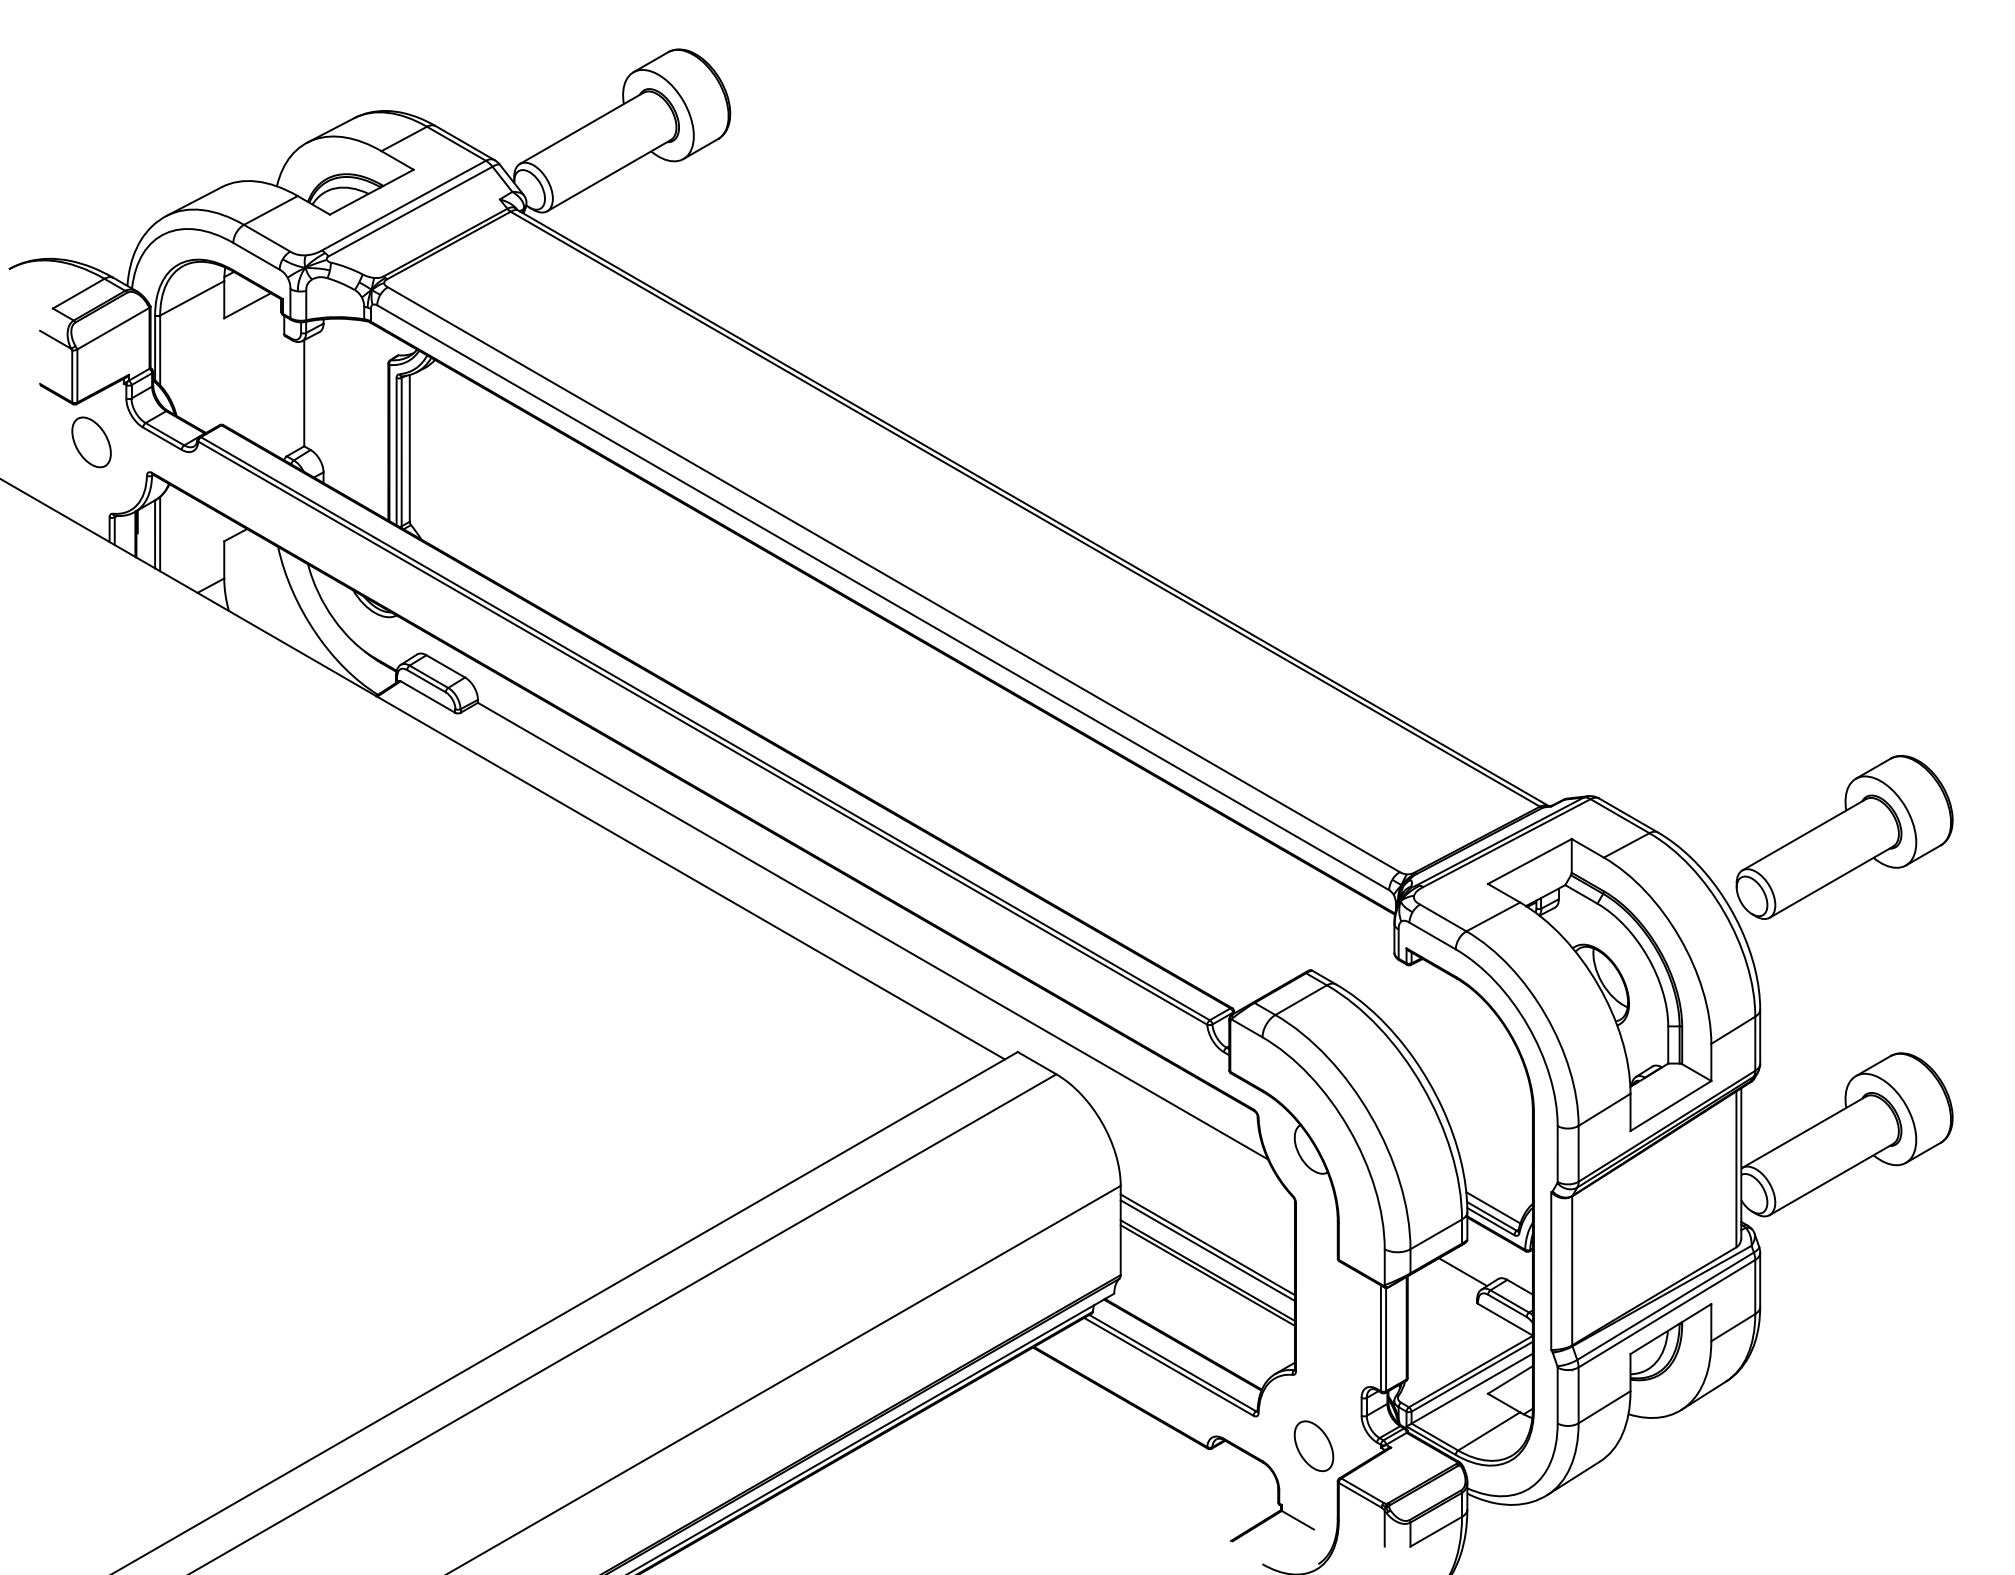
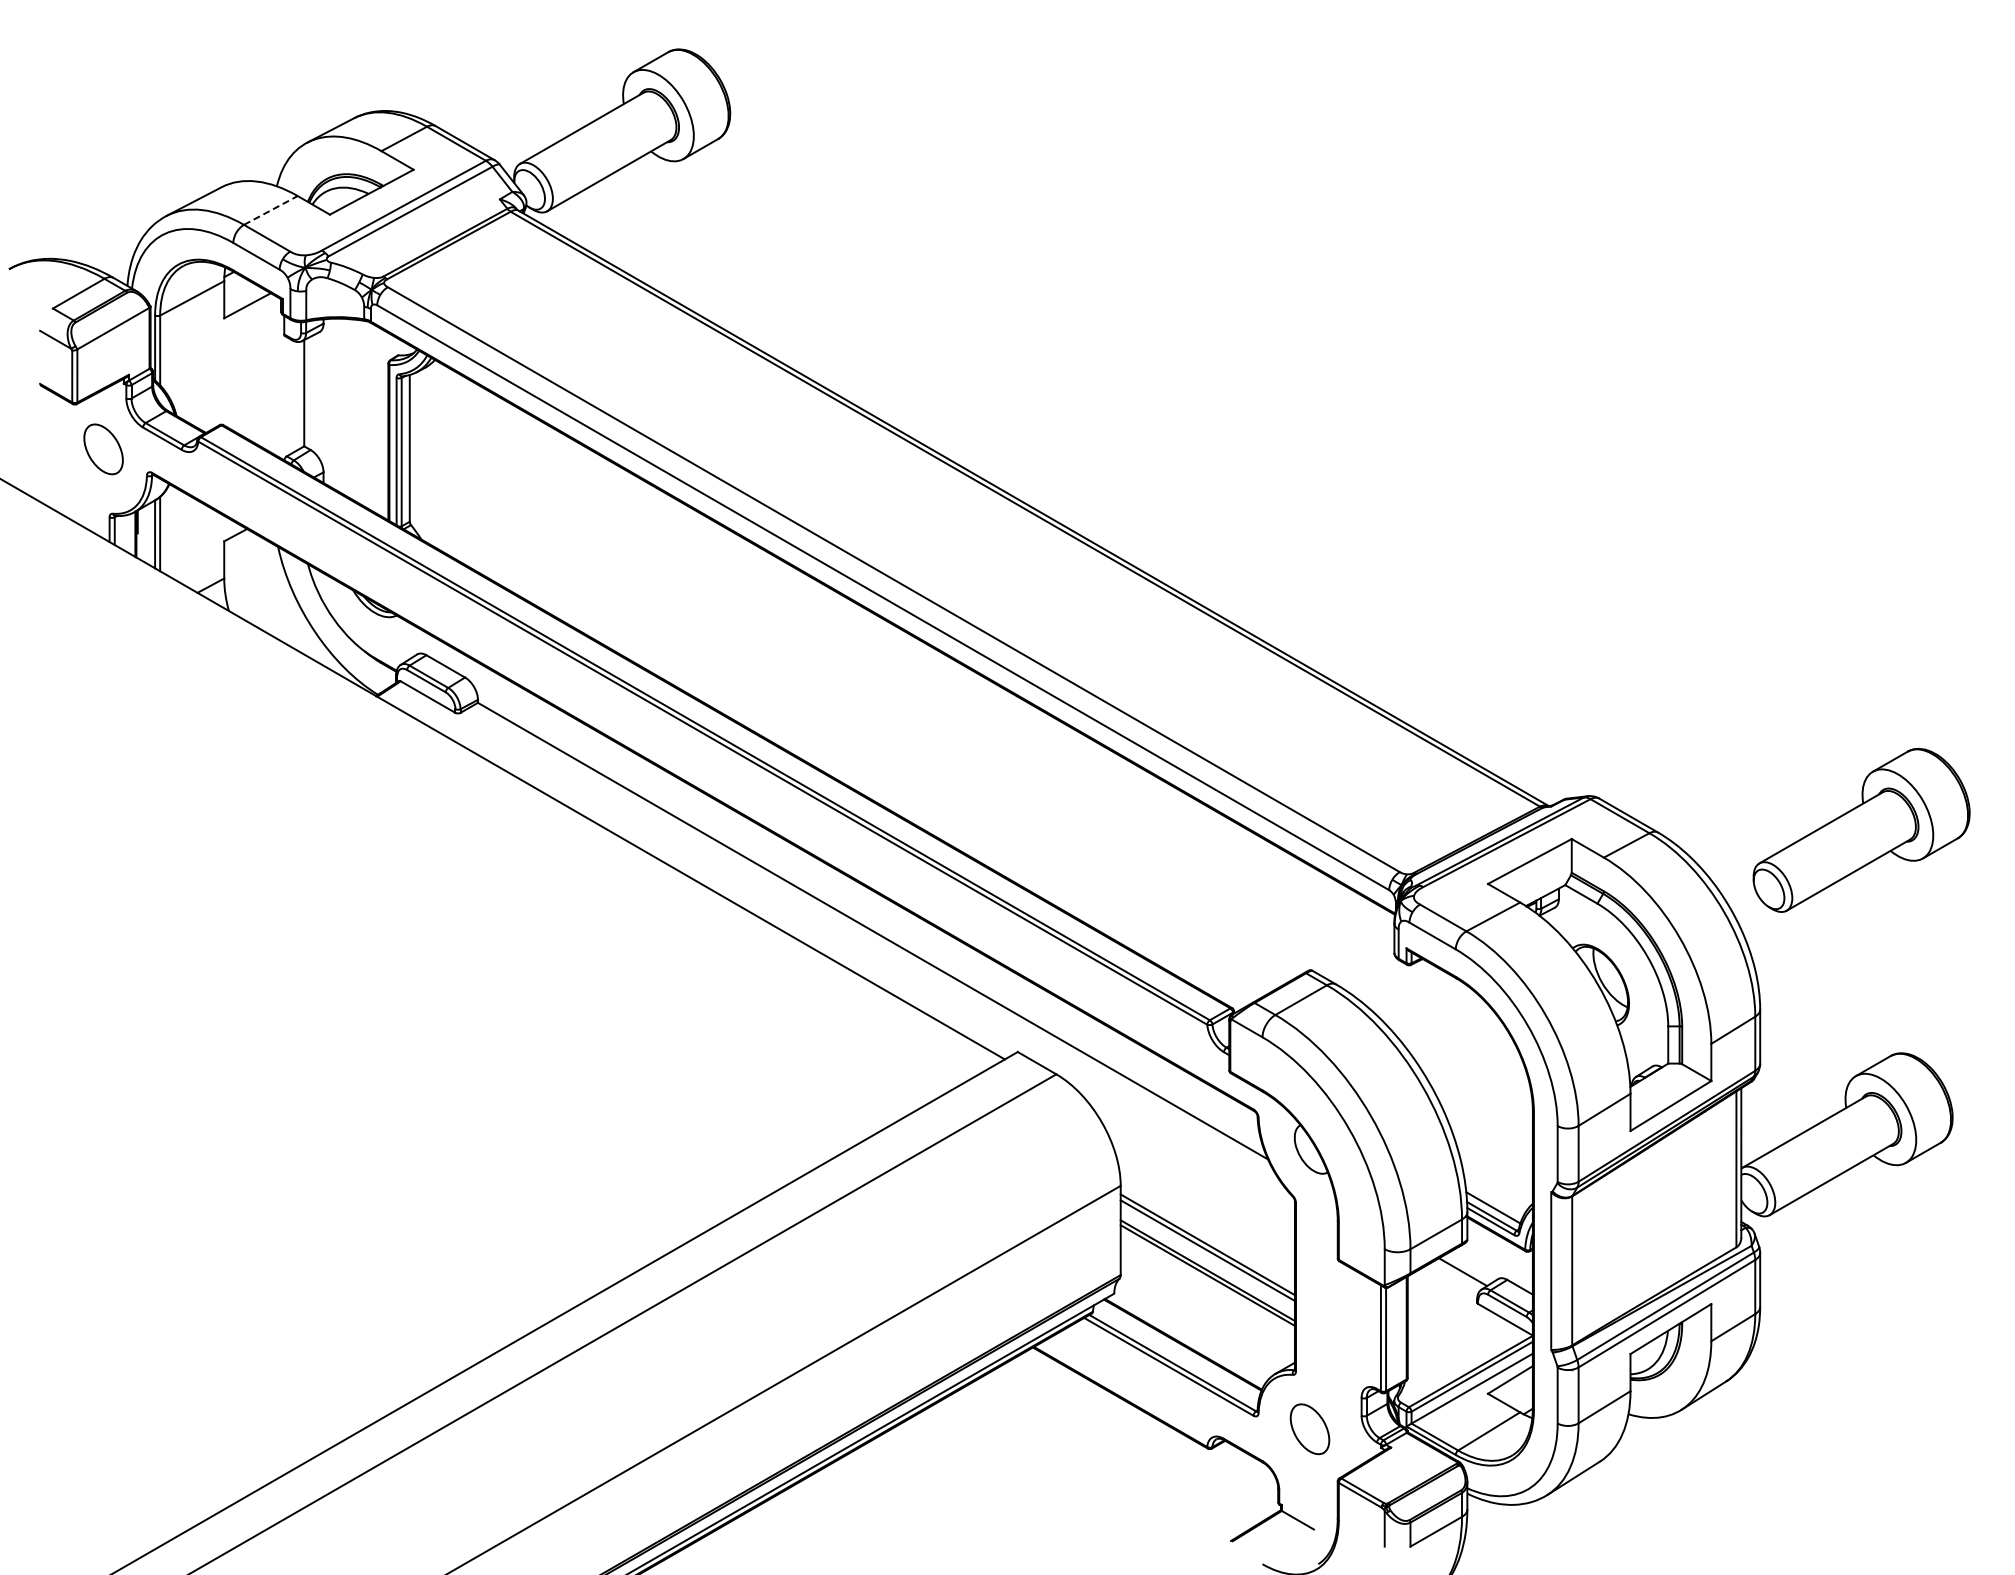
line: solid -> dashed (271, 210)
part position: (91, 442) -> (103, 449) (103, 449)
part position: (1844, 837) -> (1861, 830) (1861, 830)
part position: (1313, 1446) -> (1309, 1429) (1309, 1429)
